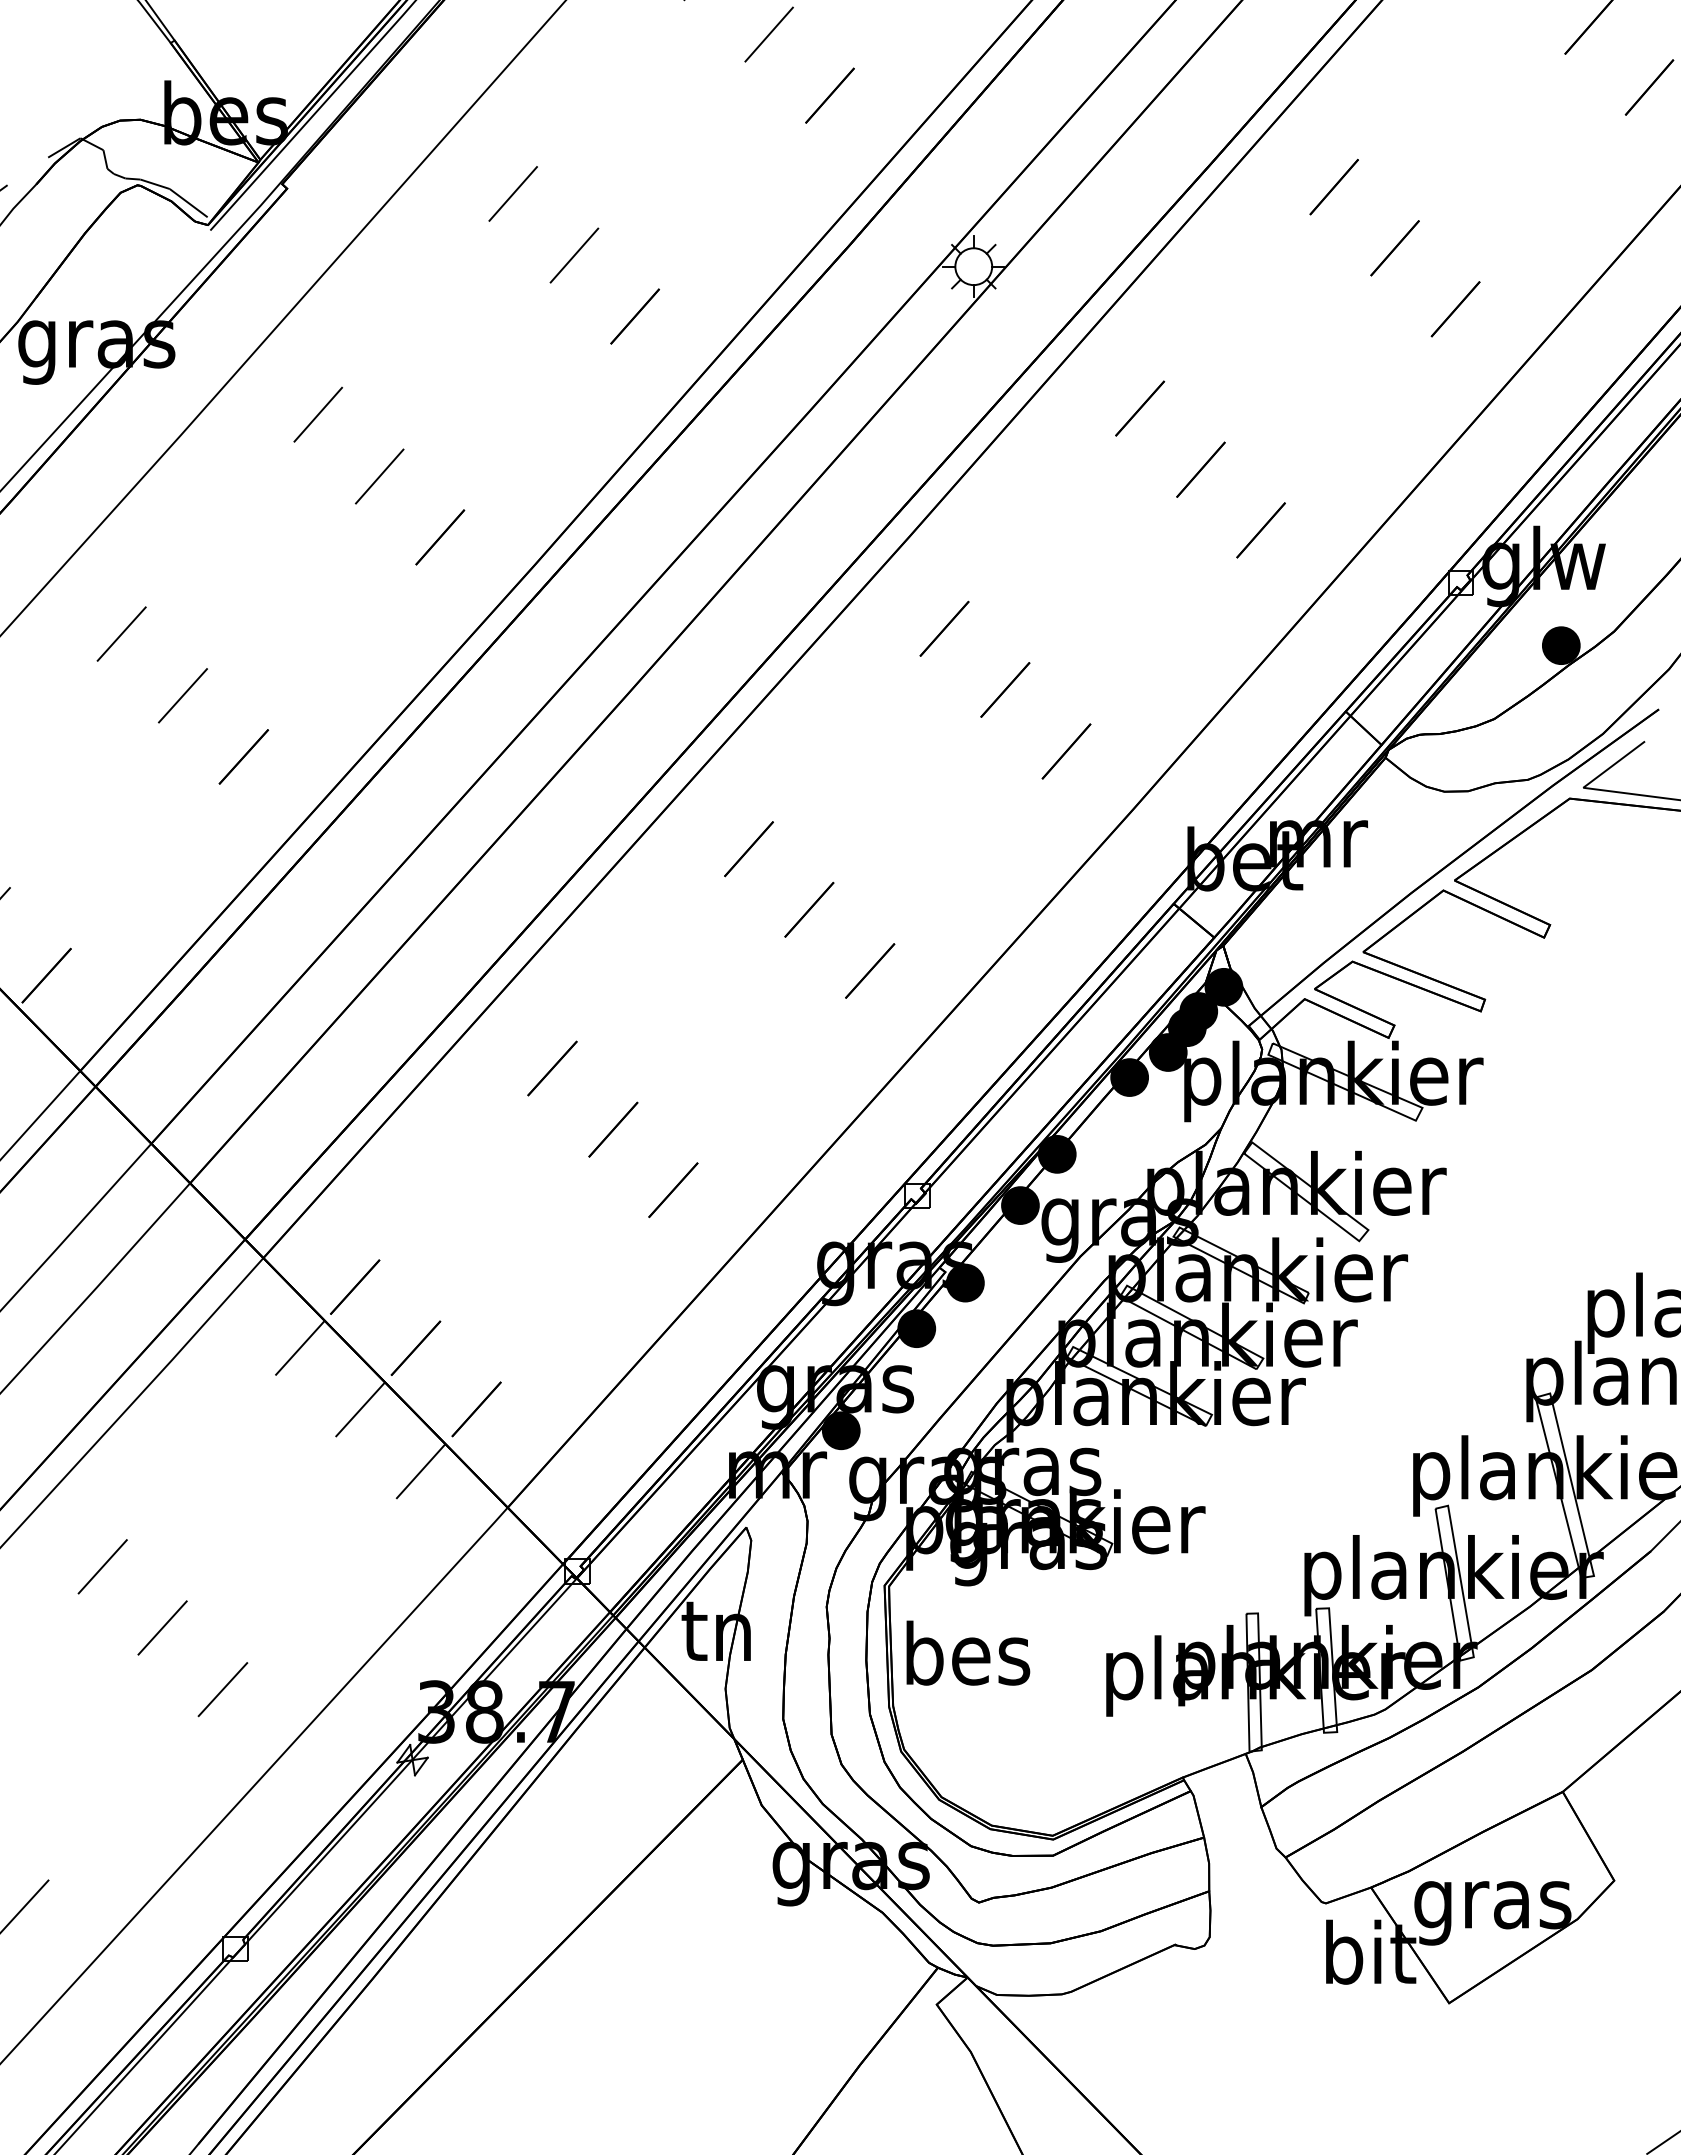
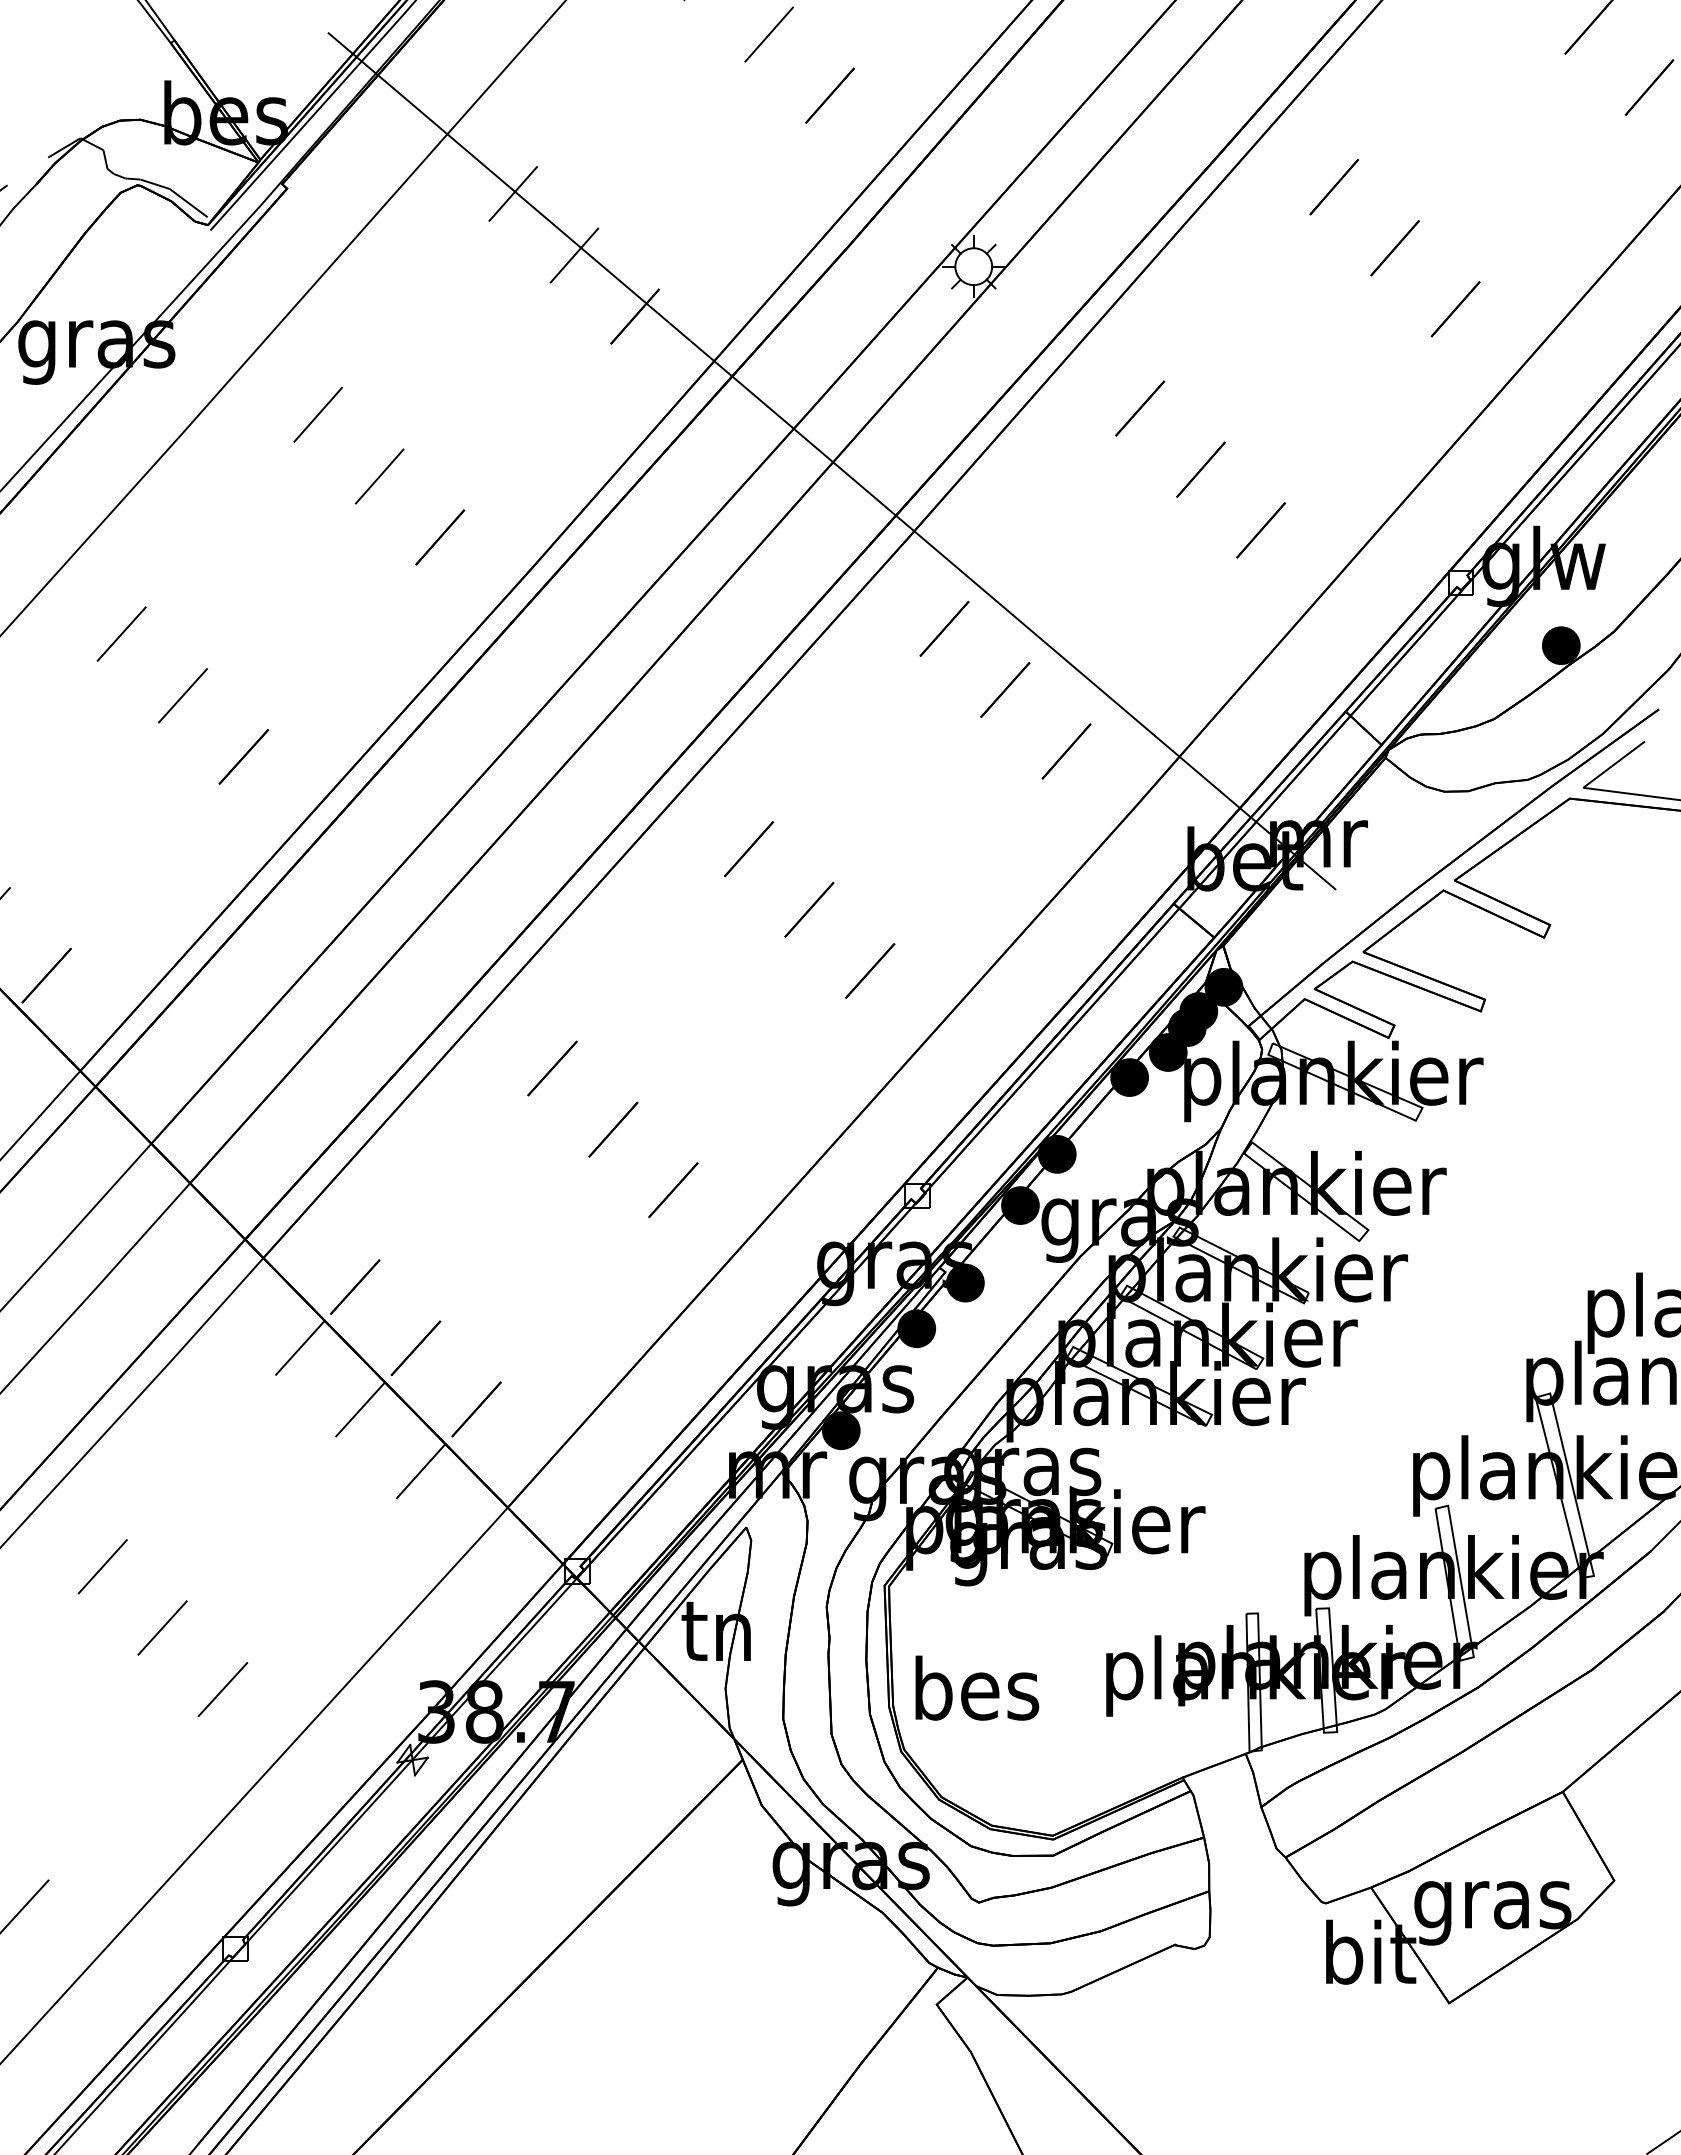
line: none -> present (831, 461)
text position: (968, 1652) -> (977, 1687) (977, 1687)
